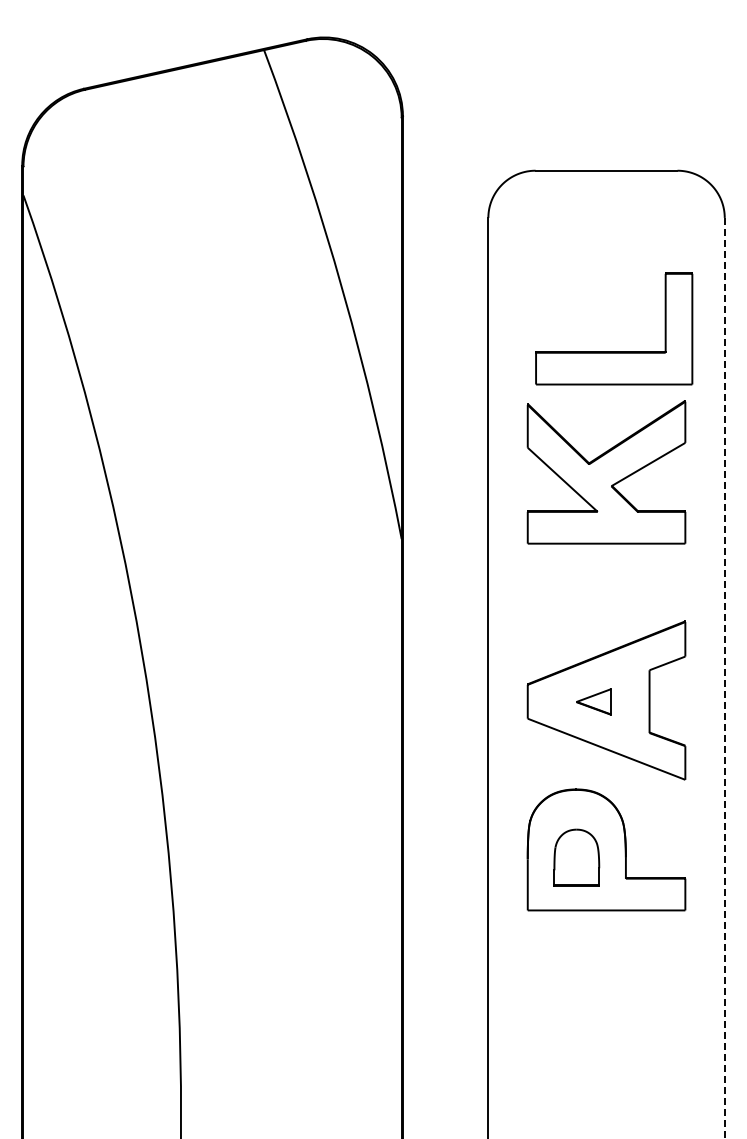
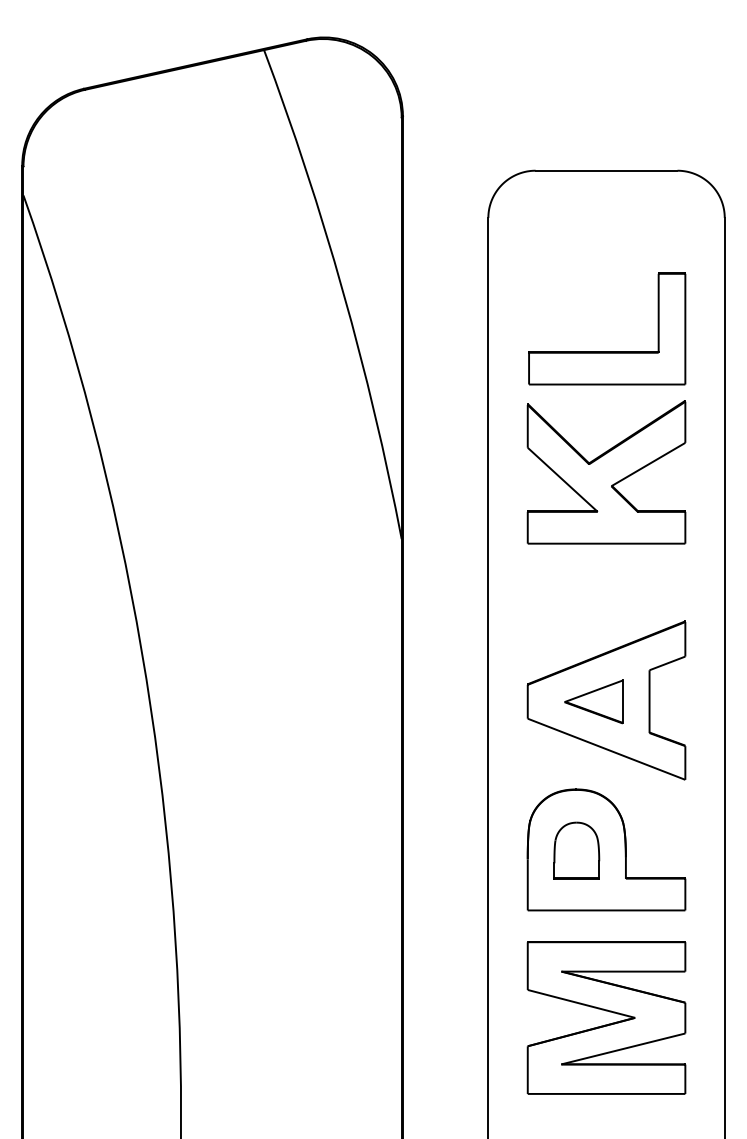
part position: (614, 351) -> (607, 351) (607, 351)
line: dashed -> solid (724, 678)
part size: 36x28 px -> 60x46 px (593, 701)
part position: (576, 857) -> (576, 850) (576, 850)
part: none -> present (606, 1017)
